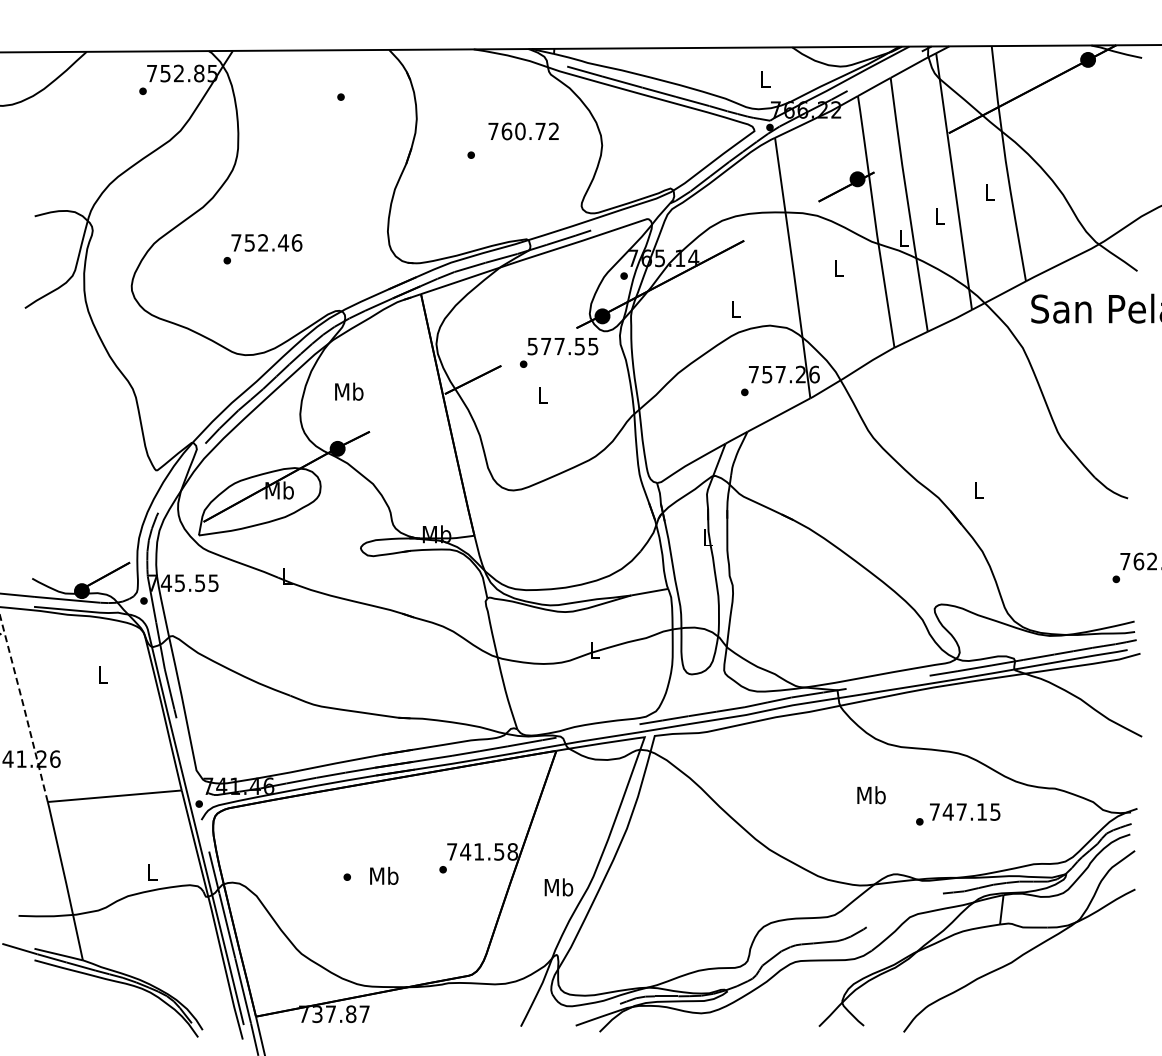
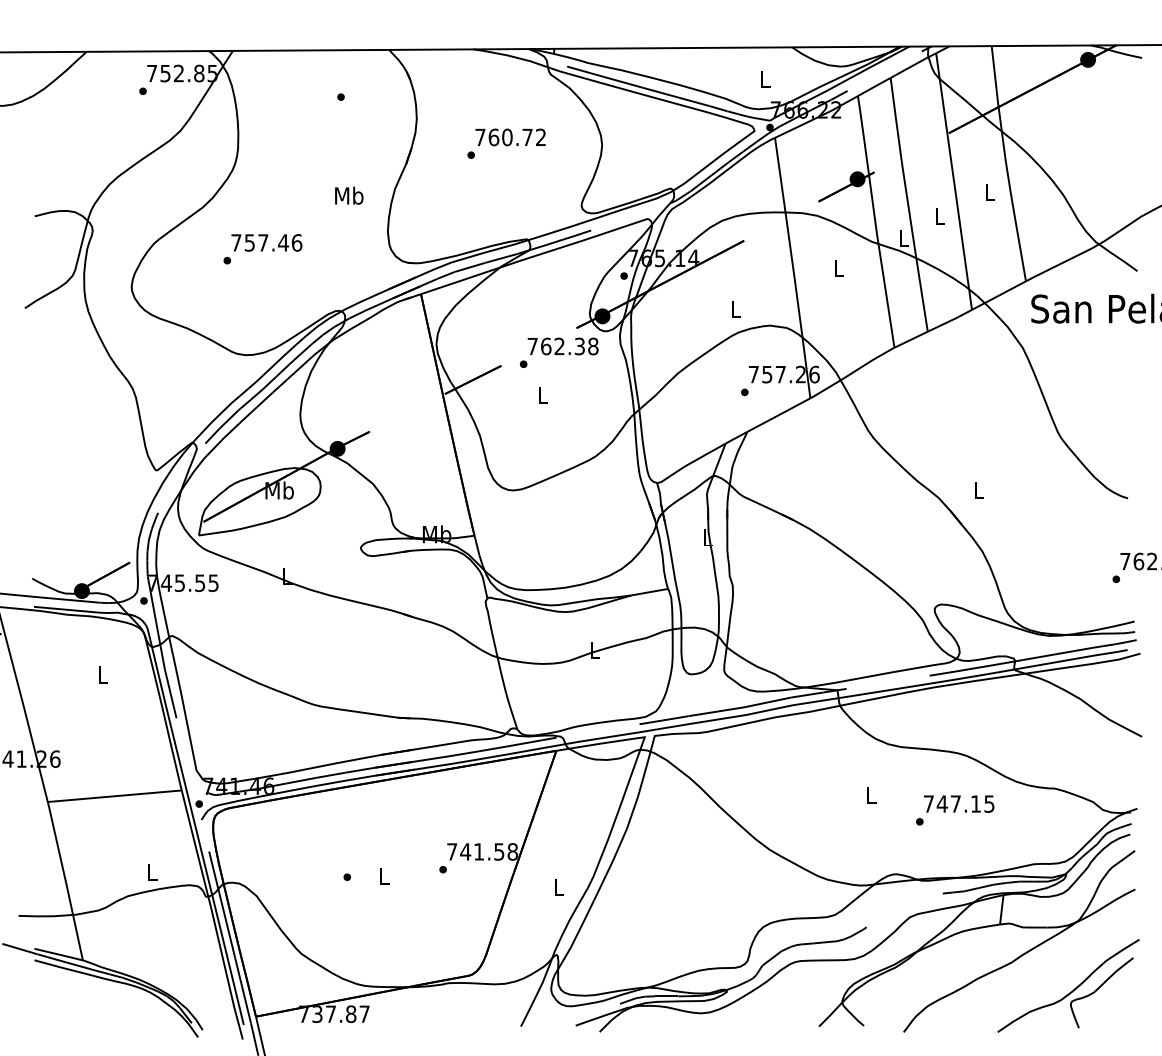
text position: (523, 131) -> (510, 137) (510, 137)
text: 752.46 -> 757.46 (263, 242)
text: 577.55 -> 762.38 (562, 346)
text position: (349, 391) -> (349, 195) (349, 195)
line: dashed -> solid (24, 707)
text: Mb -> L (871, 795)
text position: (965, 811) -> (959, 803) (959, 803)
text: Mb -> L (384, 875)
text: Mb -> L (558, 887)
part: none -> present (1070, 991)
